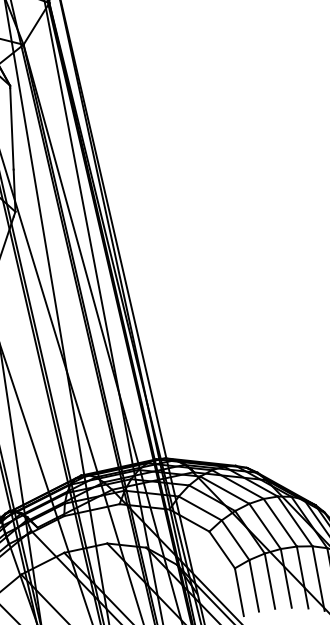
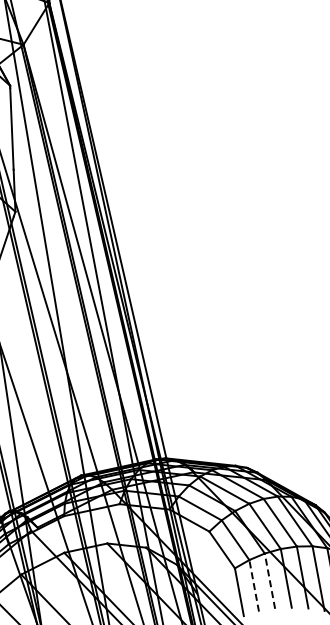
line: solid -> dashed (269, 580)
line: solid -> dashed (254, 585)
